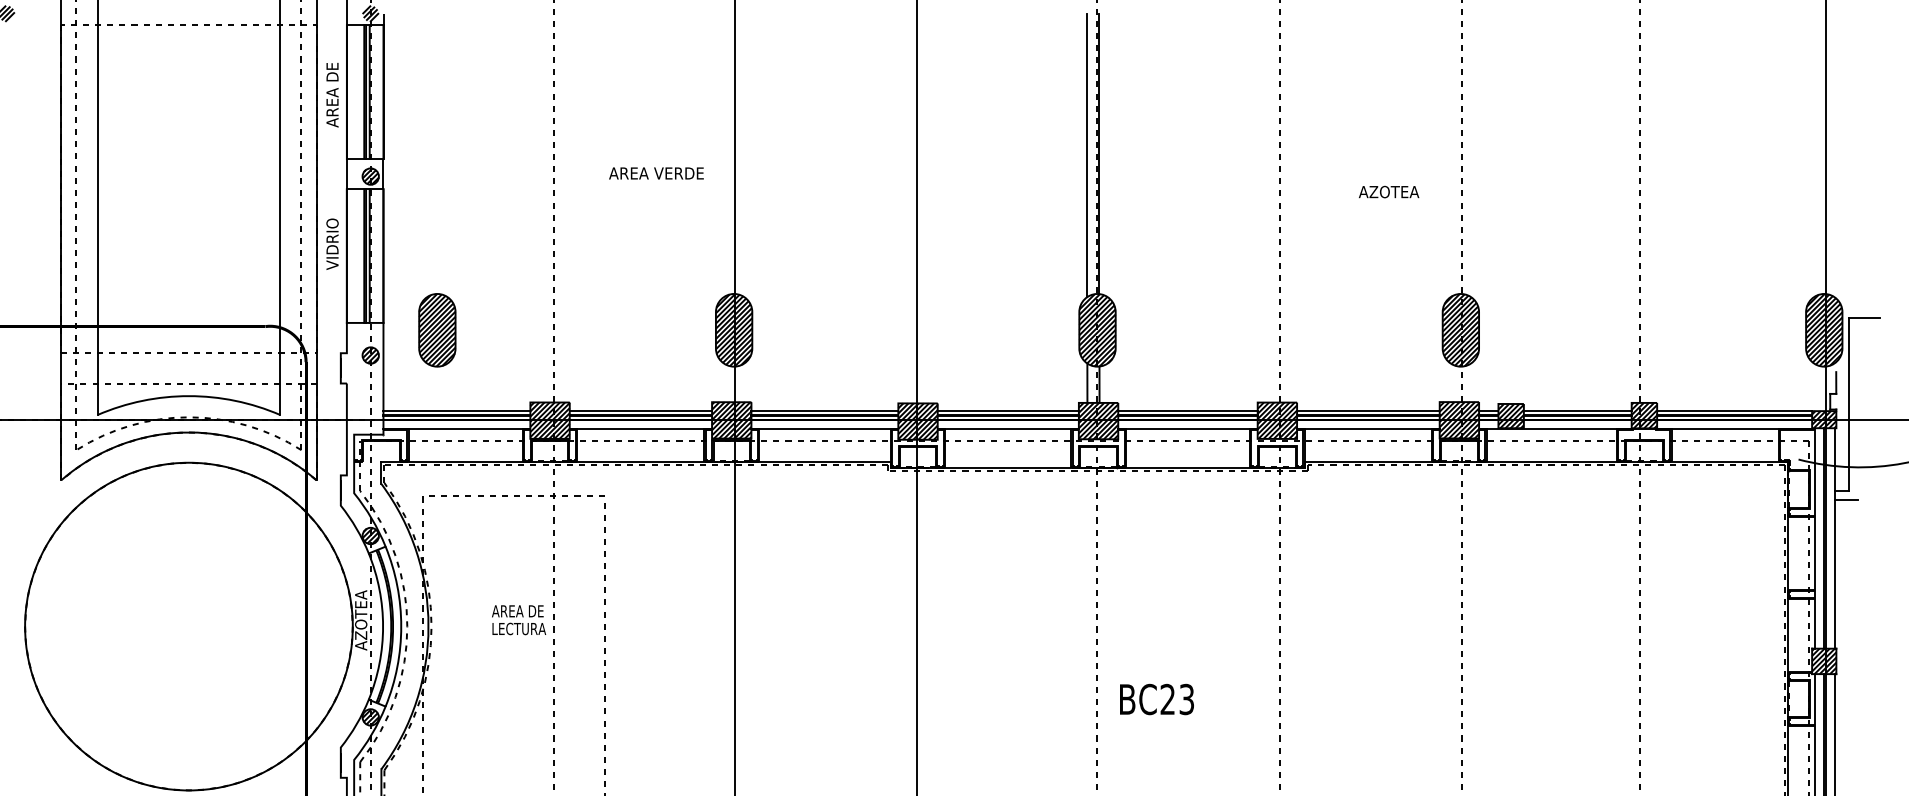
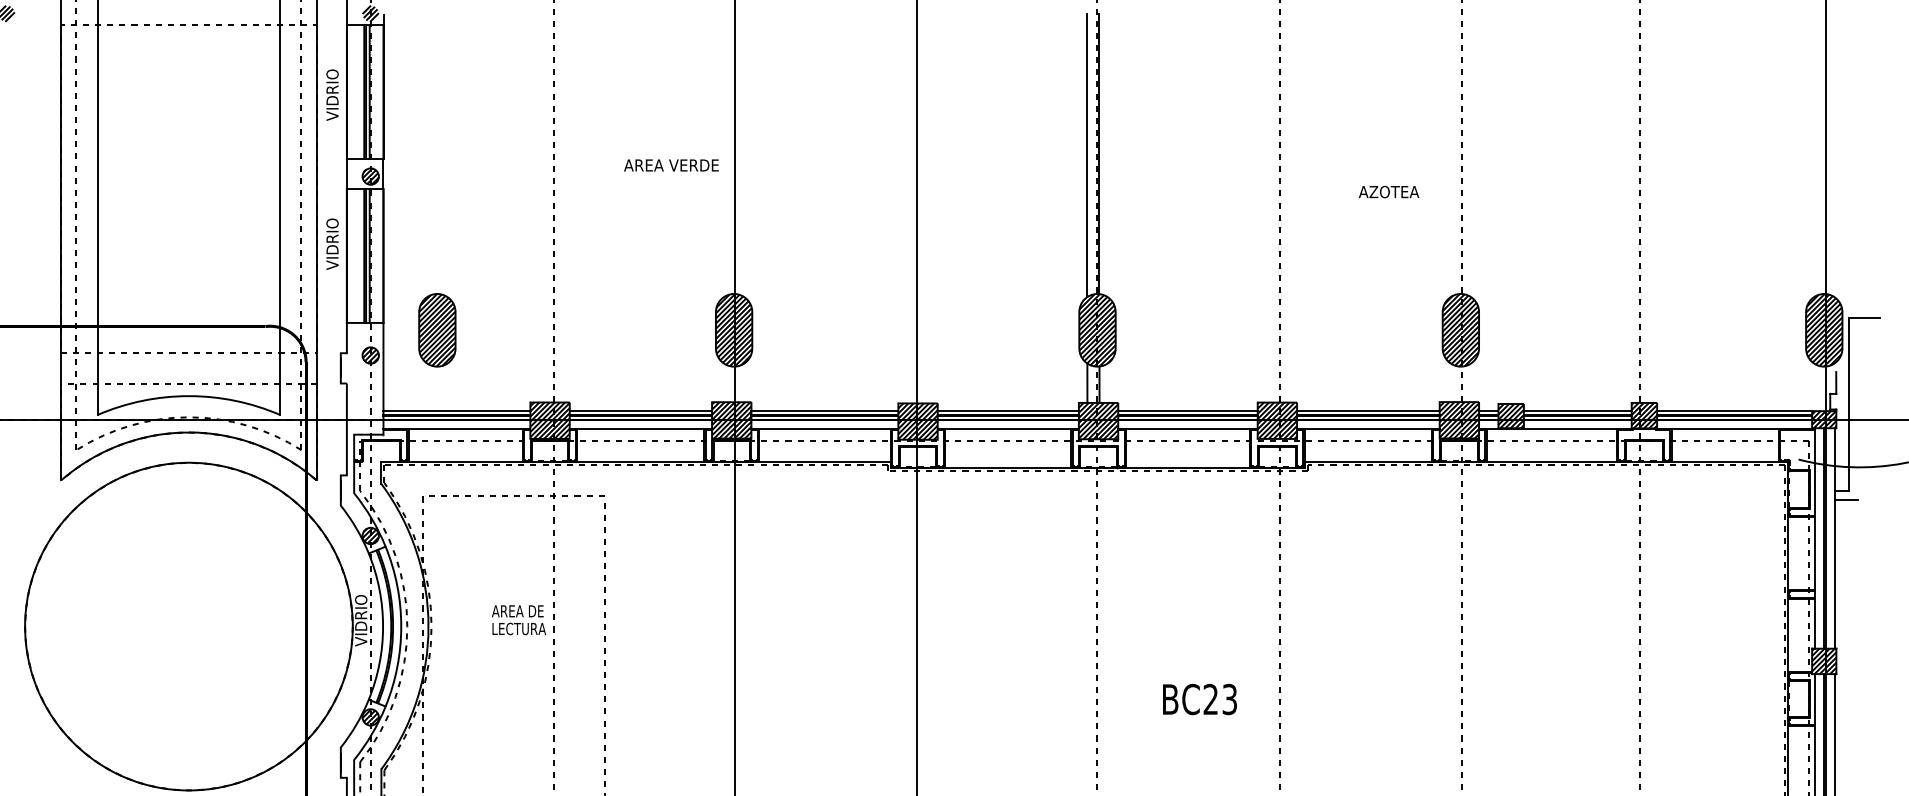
text: AREA DE -> VIDRIO (332, 94)
text position: (656, 173) -> (671, 165) (671, 165)
text: AZOTEA -> VIDRIO (361, 620)
text position: (1156, 699) -> (1199, 699) (1199, 699)
